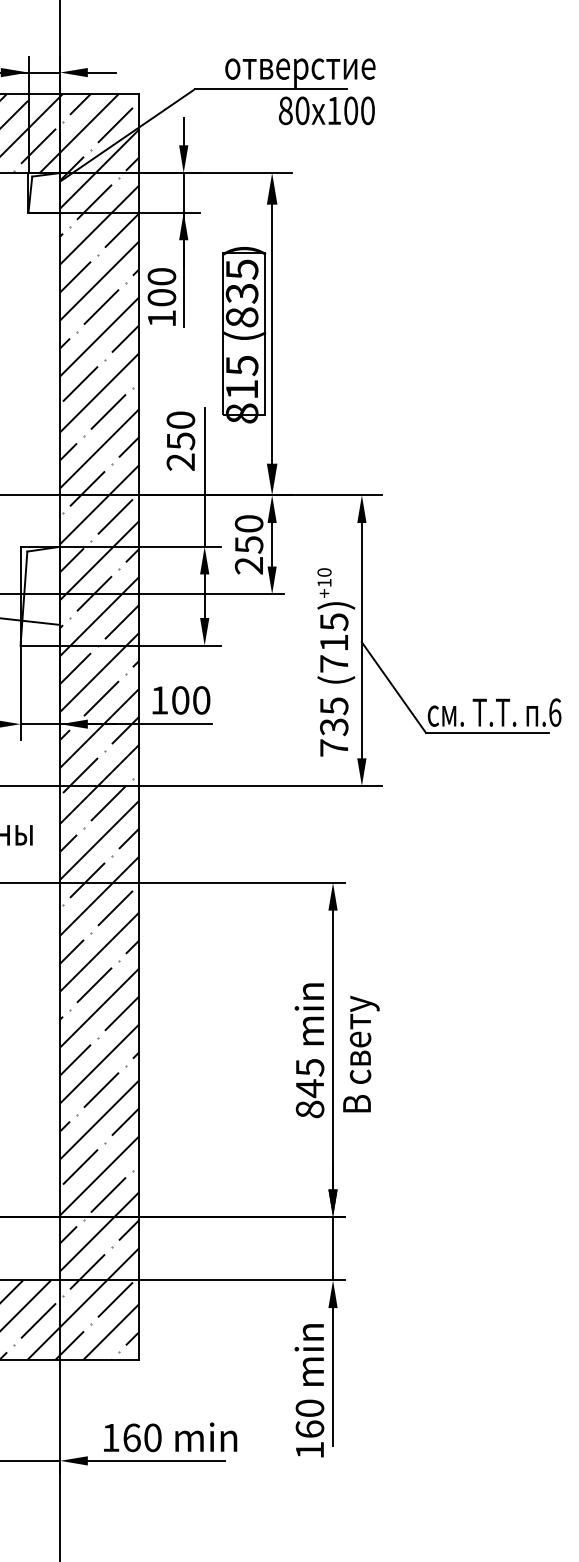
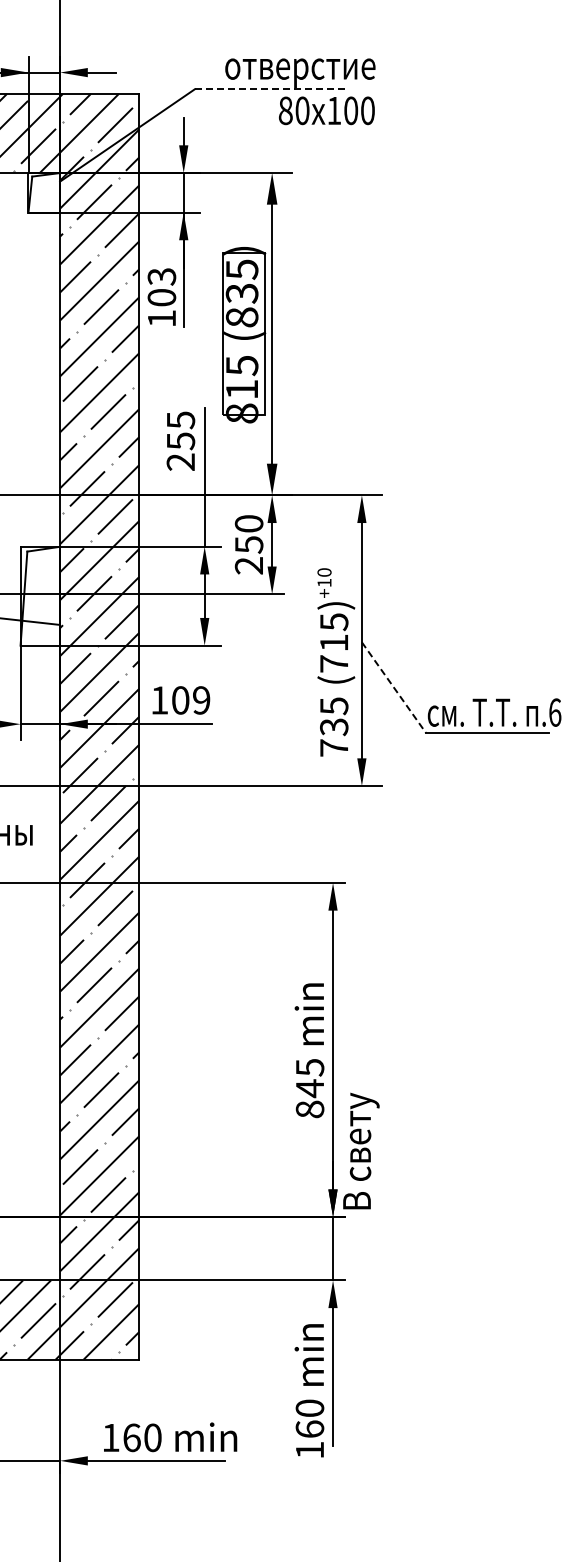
line: solid -> dashed (270, 89)
text: 100 -> 103 (161, 276)
text: 250 -> 255 (180, 420)
line: solid -> dashed (393, 687)
text: 100 -> 109 (201, 700)
text position: (361, 1053) -> (361, 1150) (361, 1150)
